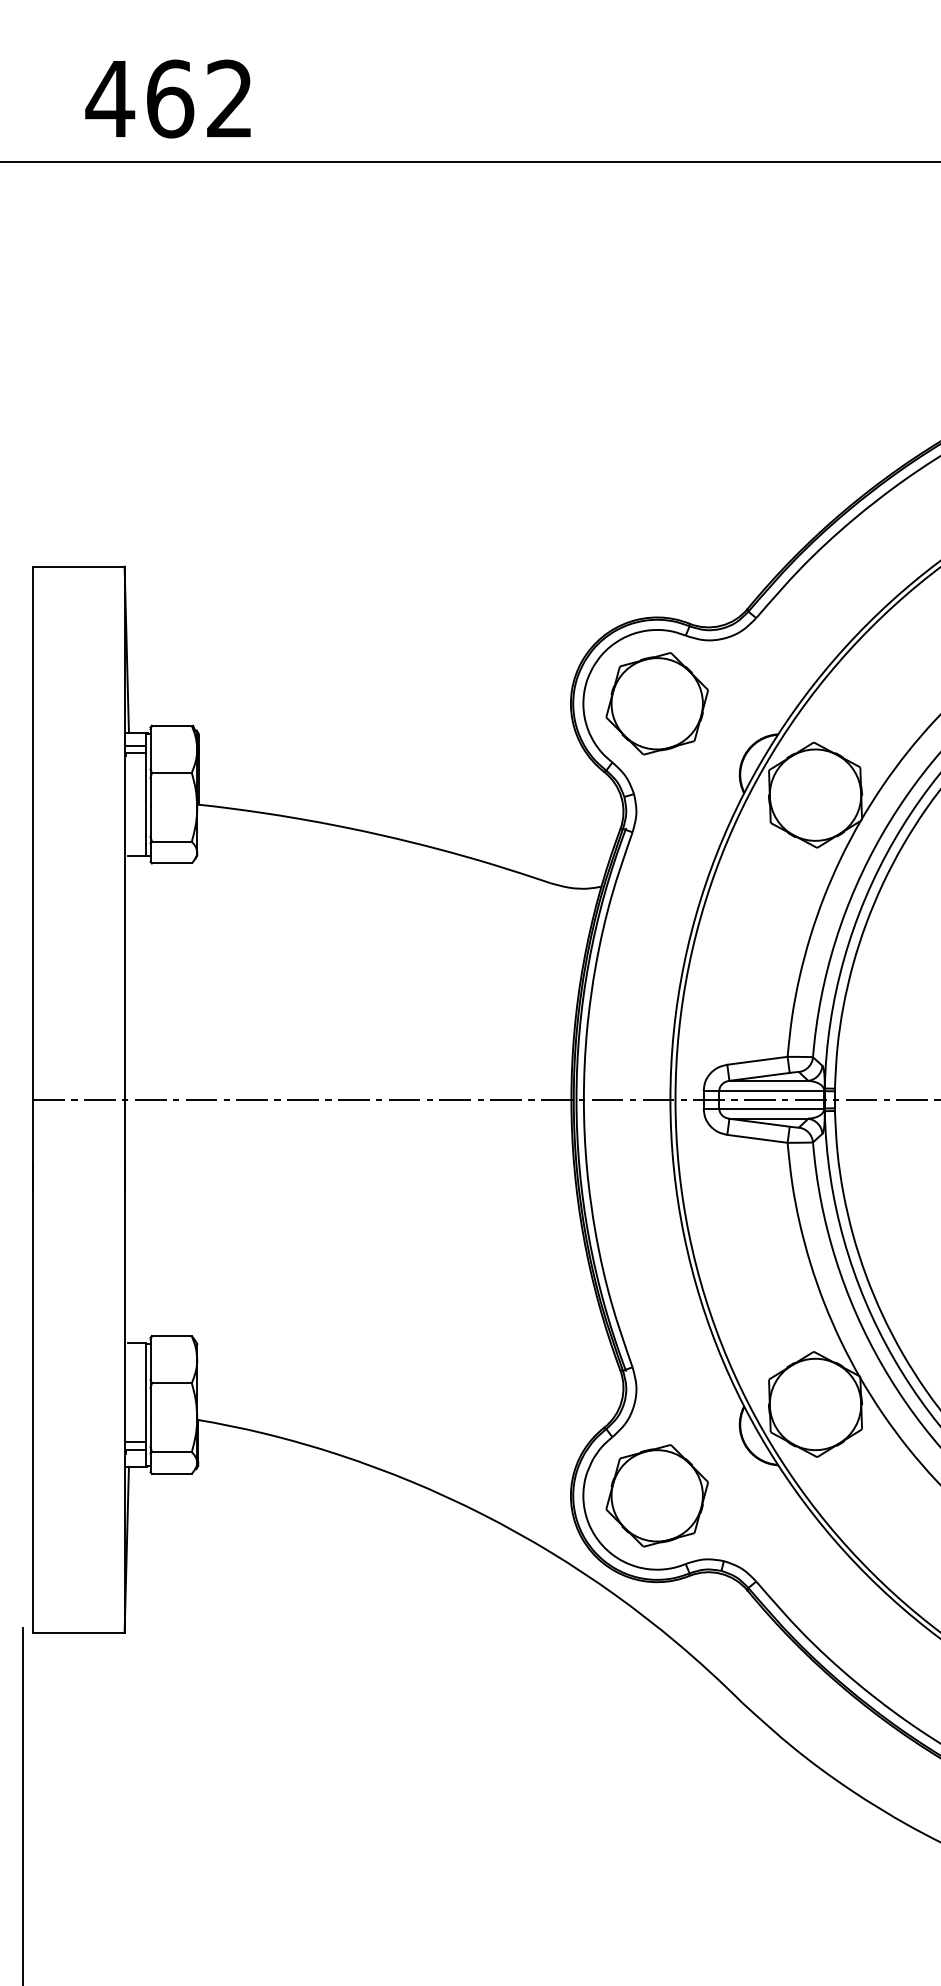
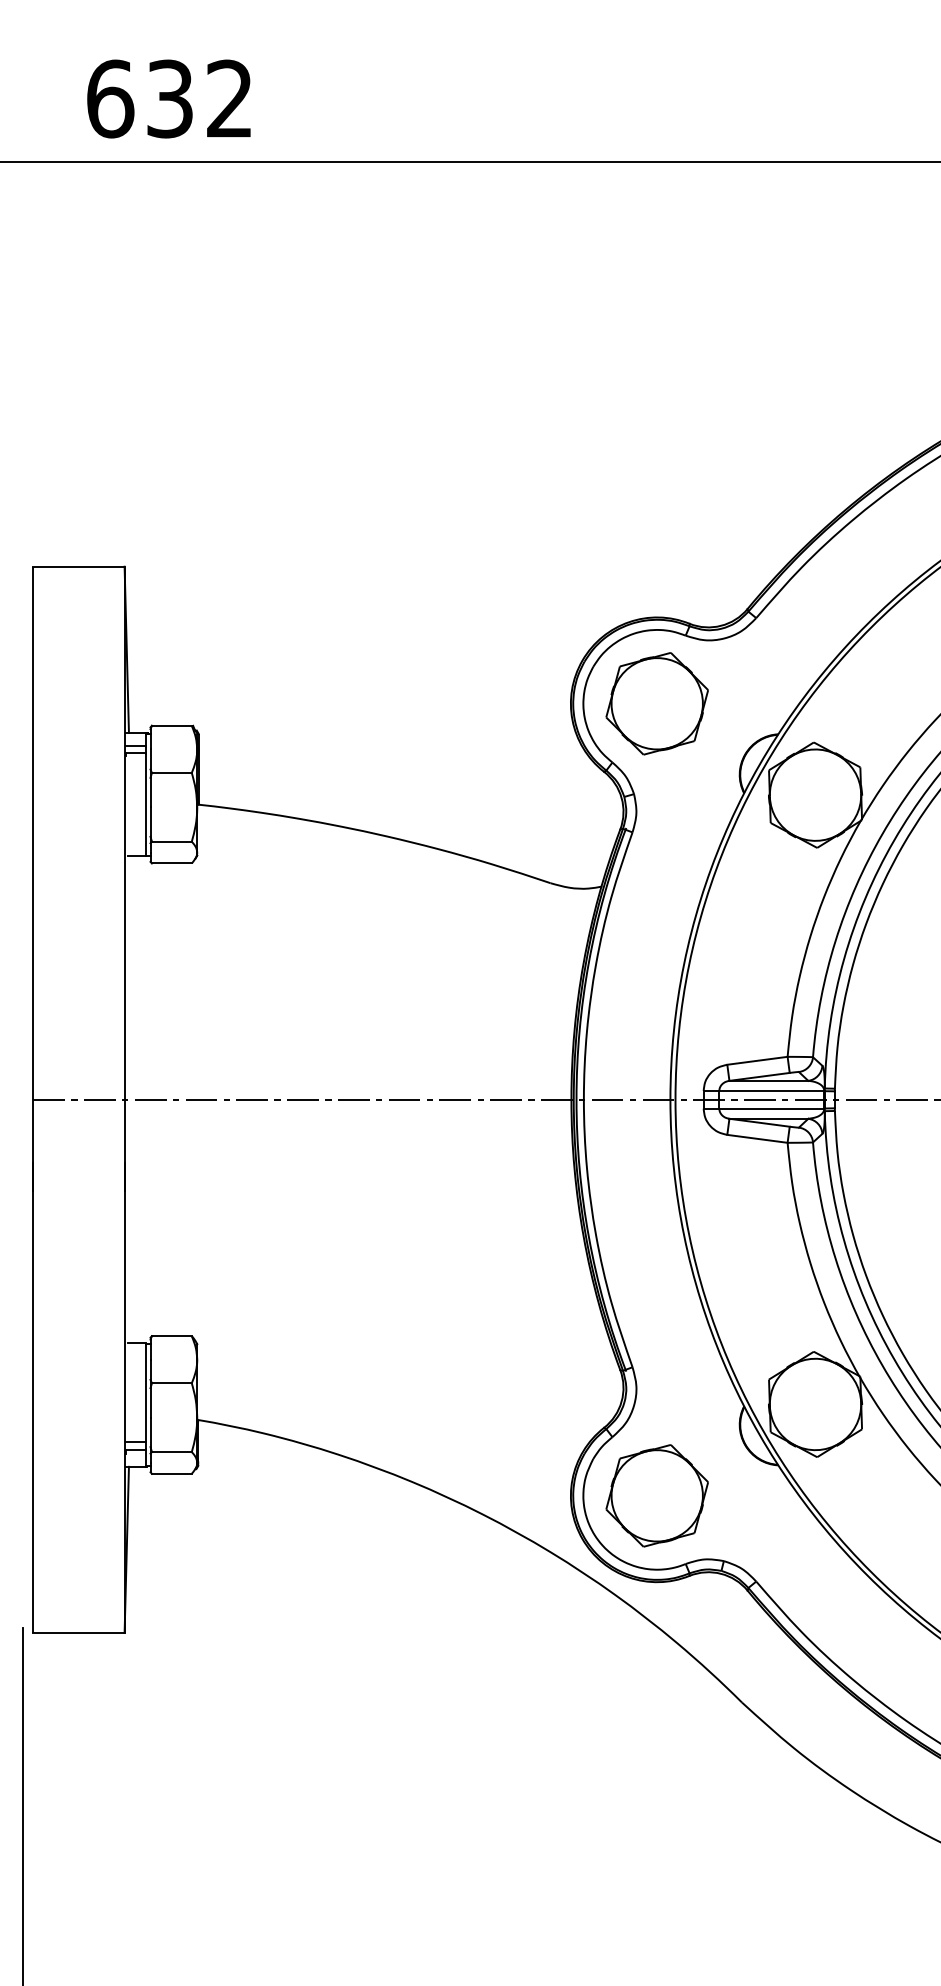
text: 462 -> 632 (139, 98)
